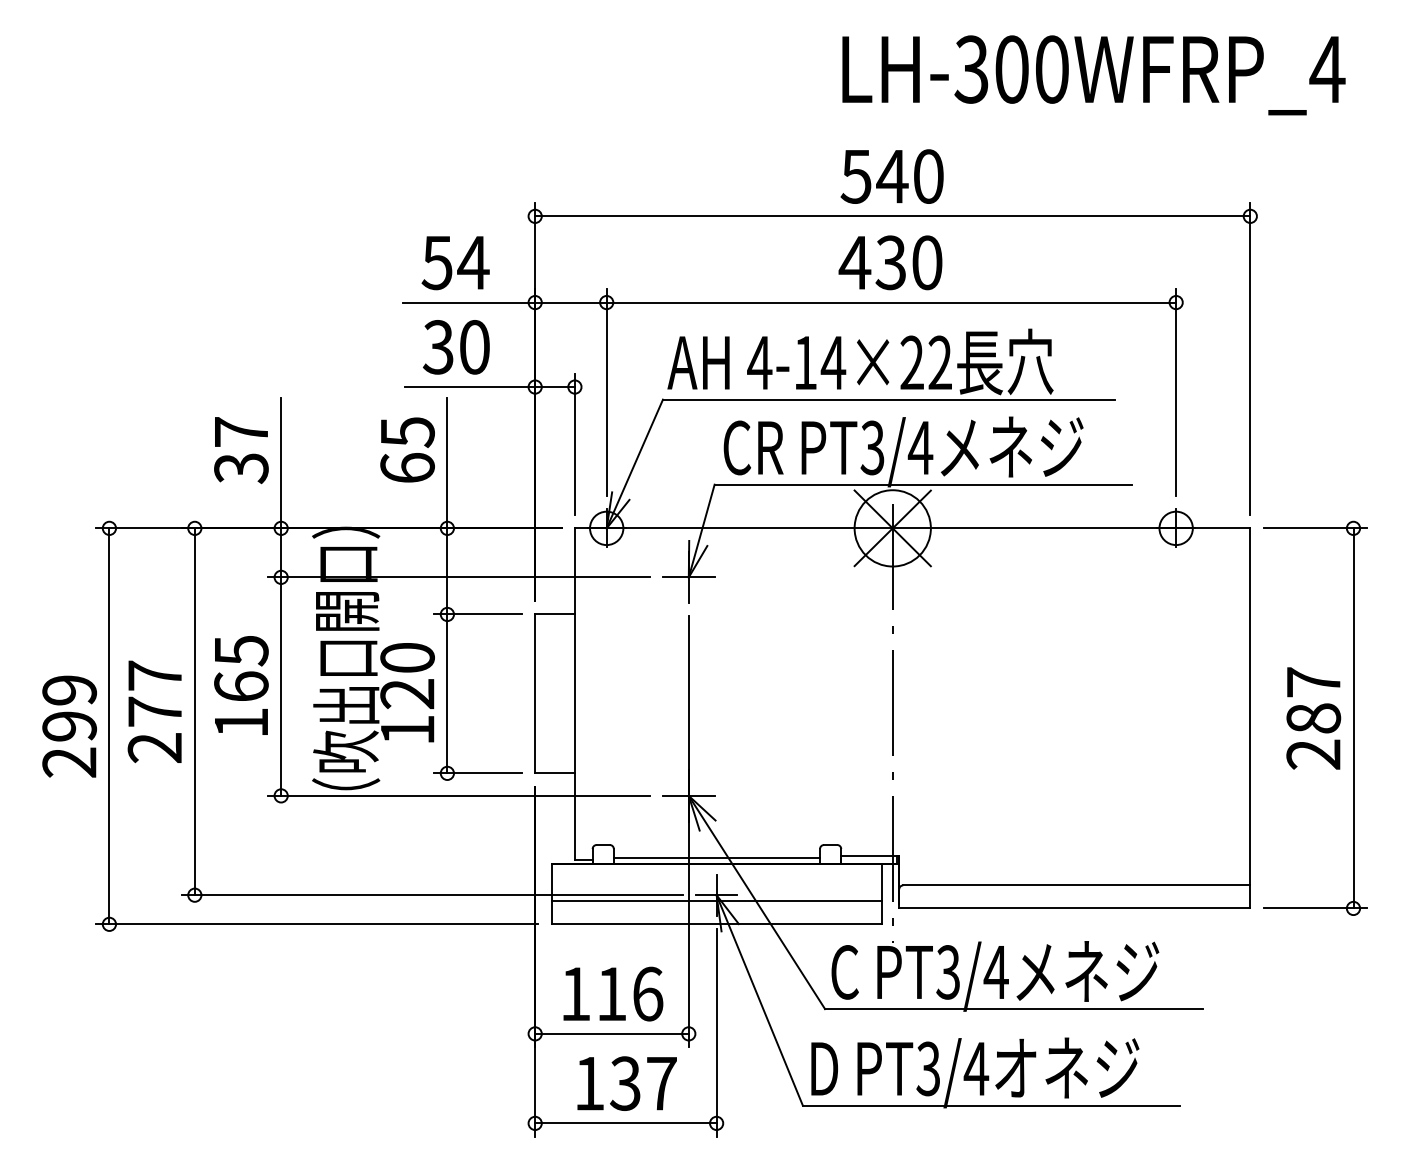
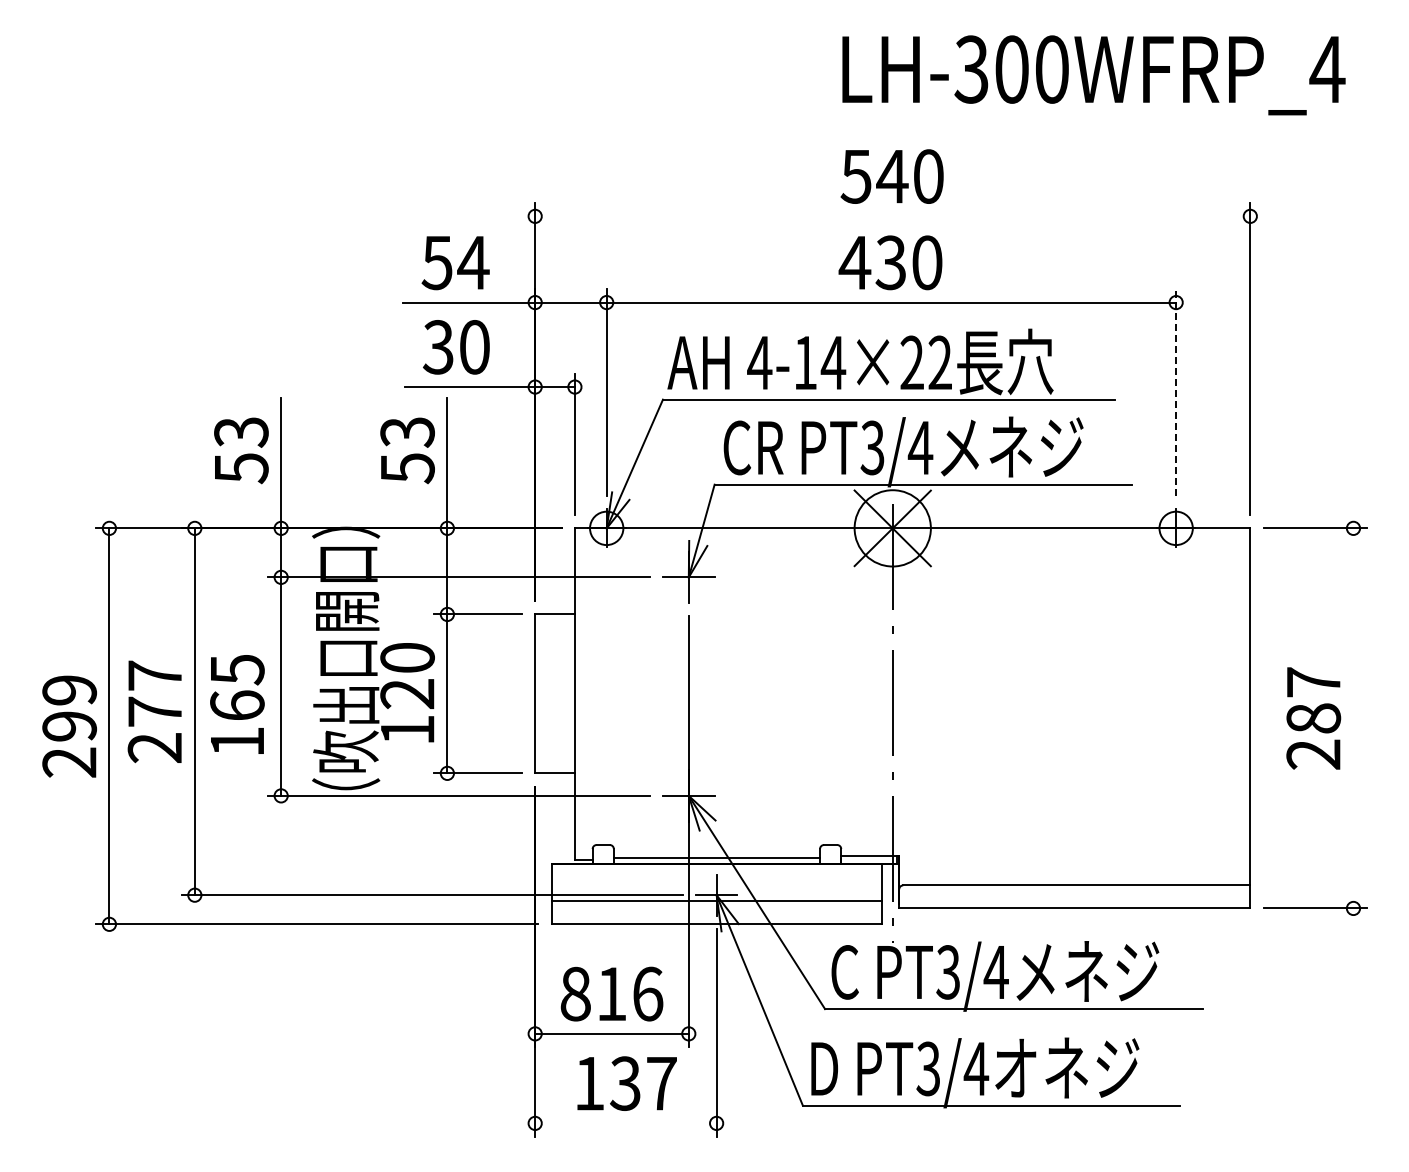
line: present -> none (892, 216)
line: solid -> dashed (1176, 392)
text: 37 -> 53 (241, 450)
text: 65 -> 53 (407, 450)
text position: (241, 685) -> (237, 704) (237, 704)
line: present -> none (1353, 718)
text: 116 -> 816 (575, 993)
line: present -> none (625, 1123)
